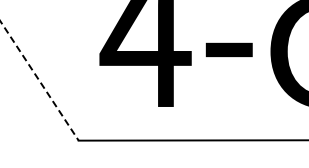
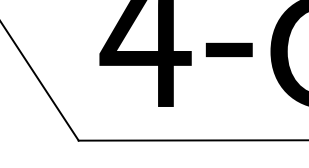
line: dashed -> solid (39, 81)
